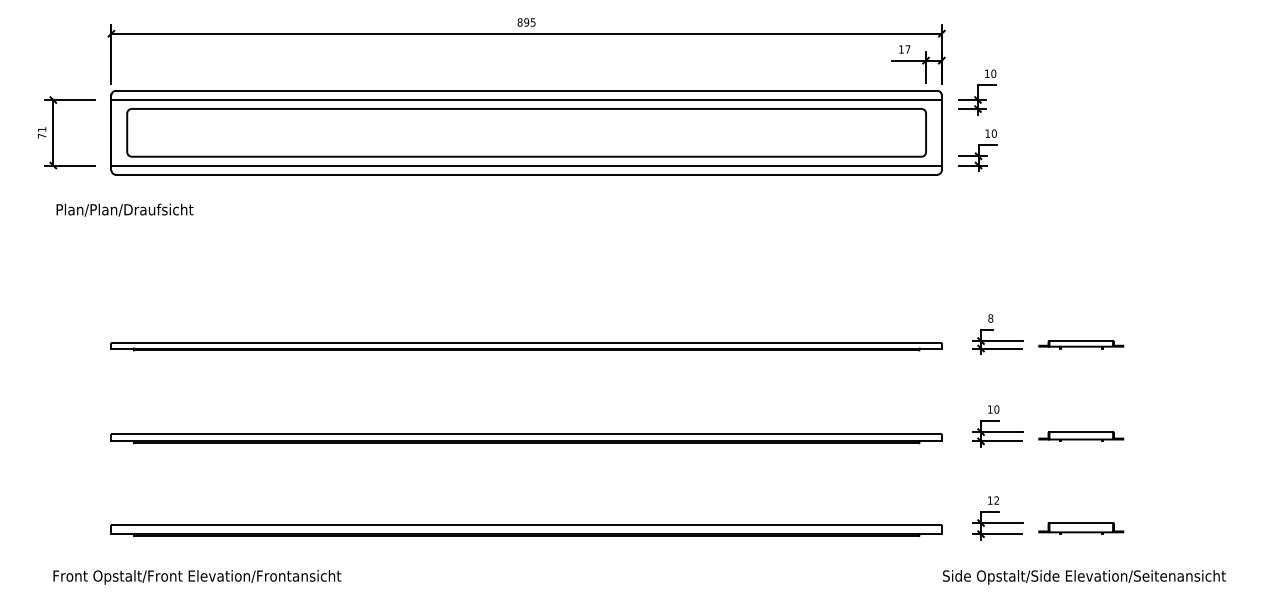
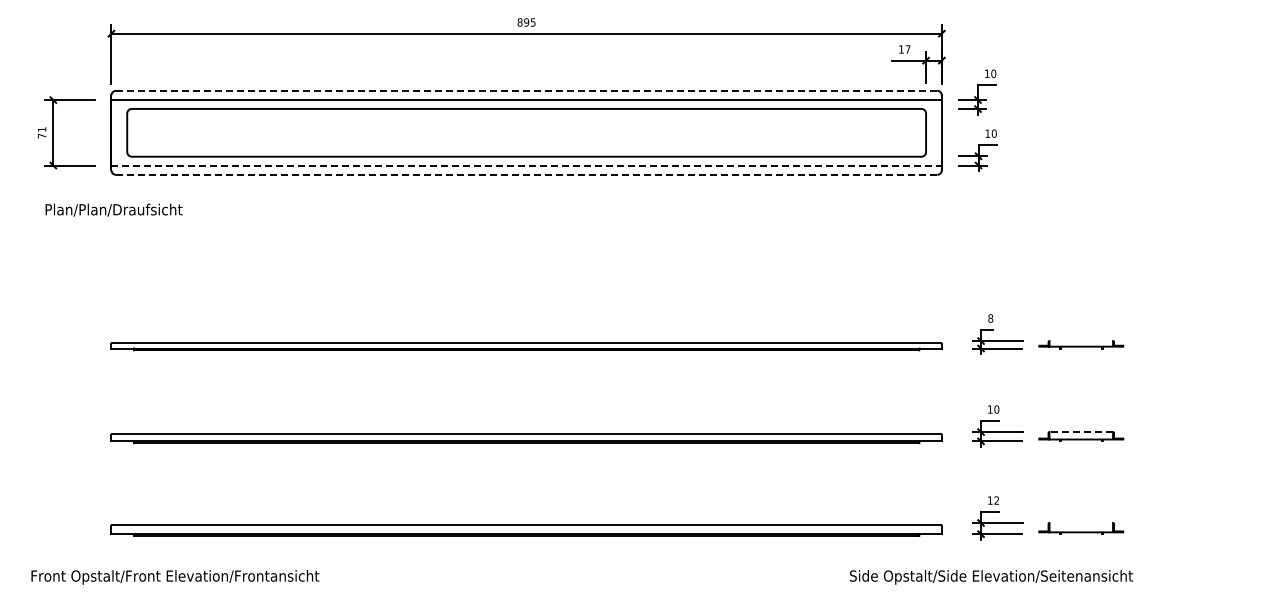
line: solid -> dashed (526, 90)
line: solid -> dashed (527, 165)
line: solid -> dashed (526, 174)
text position: (124, 209) -> (113, 209) (113, 209)
line: present -> none (1081, 341)
line: solid -> dashed (1081, 432)
line: present -> none (1081, 523)
text position: (197, 577) -> (175, 577) (175, 577)
text position: (1084, 577) -> (991, 577) (991, 577)
